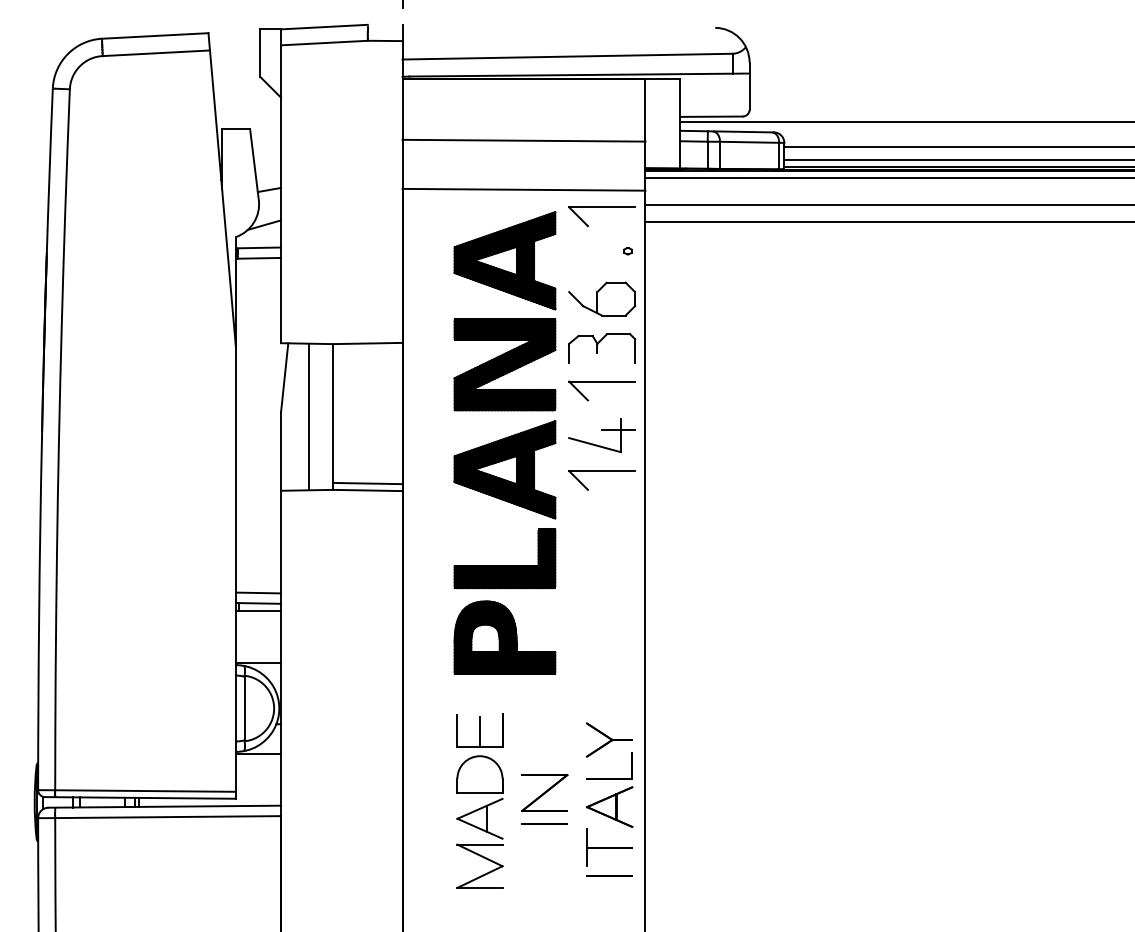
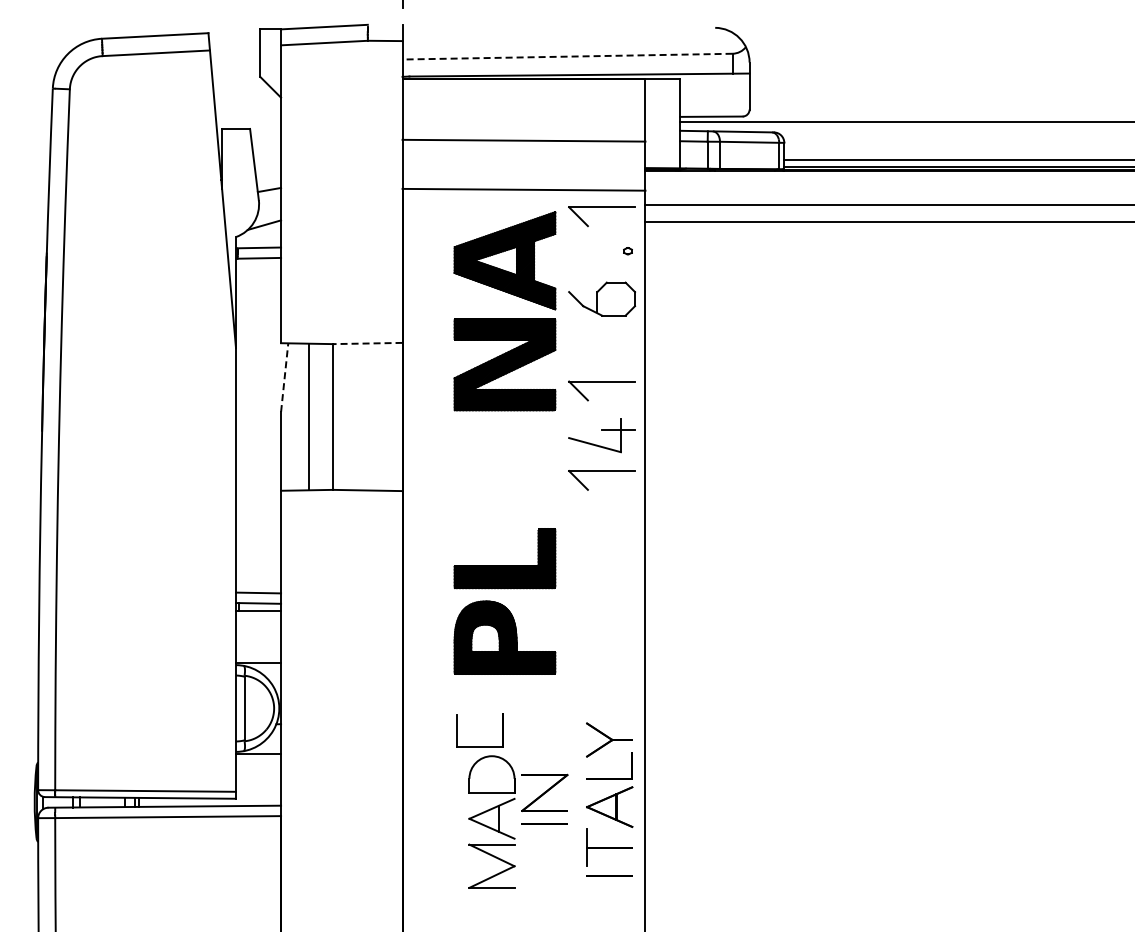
line: solid -> dashed (567, 56)
line: present -> none (957, 146)
line: present -> none (888, 177)
line: solid -> dashed (367, 343)
part: present -> none (602, 348)
line: solid -> dashed (284, 377)
part: present -> none (504, 469)
line: present -> none (367, 483)
line: present -> none (479, 731)
part position: (479, 821) -> (491, 821) (491, 821)
